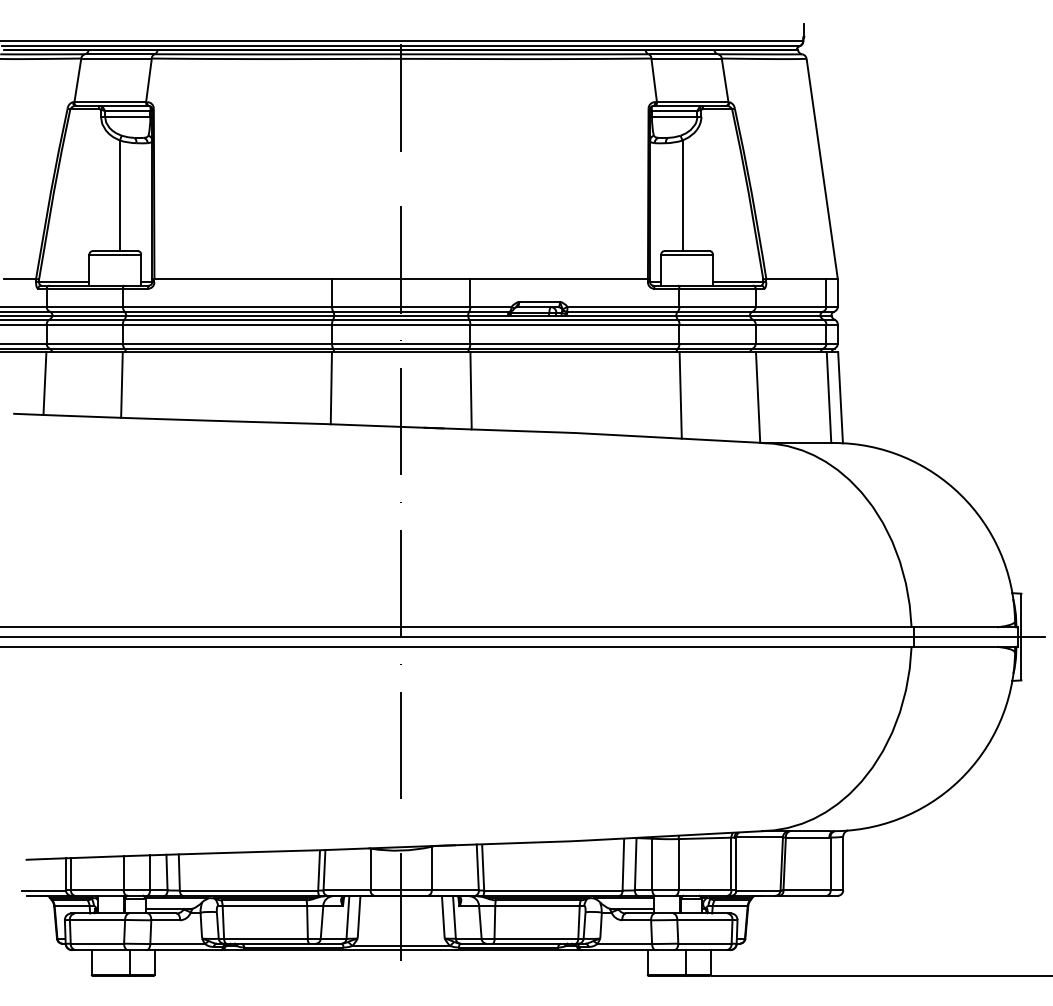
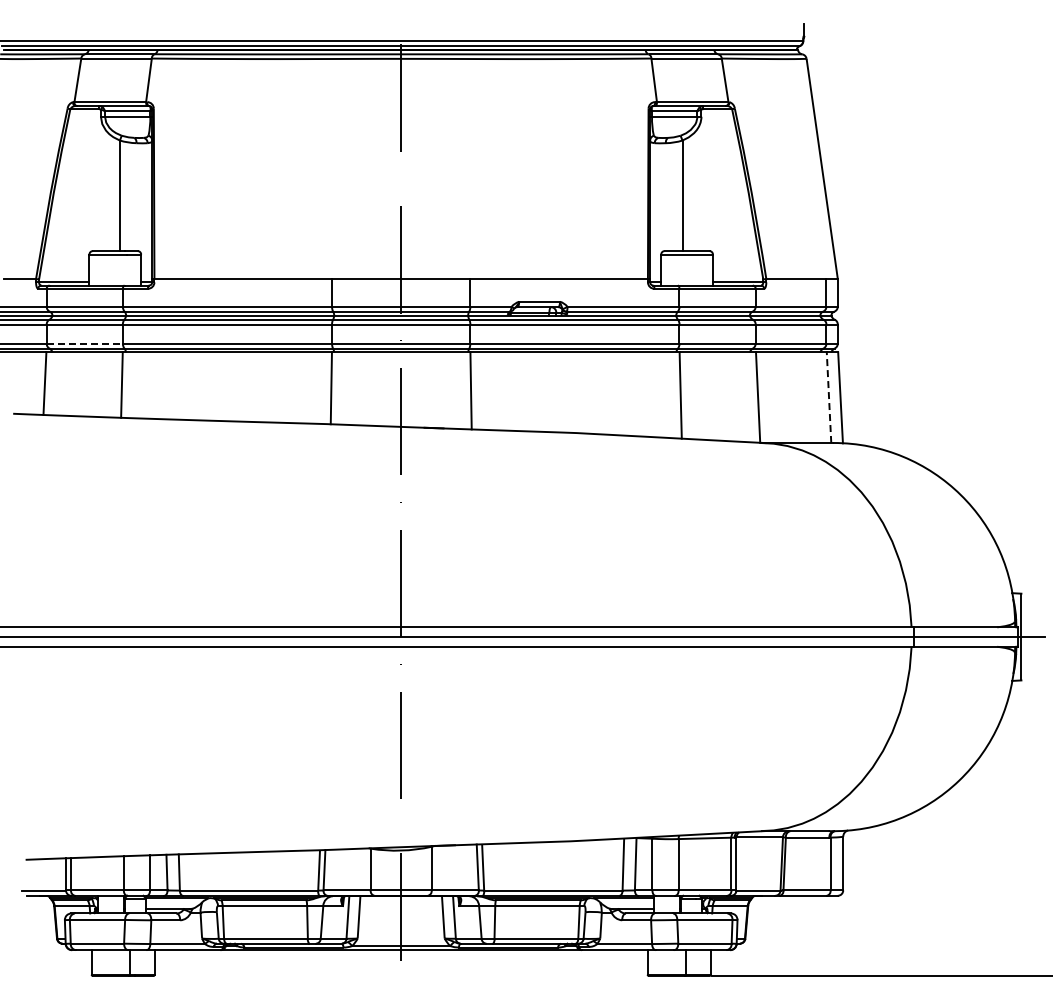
line: solid -> dashed (85, 343)
line: solid -> dashed (829, 397)
